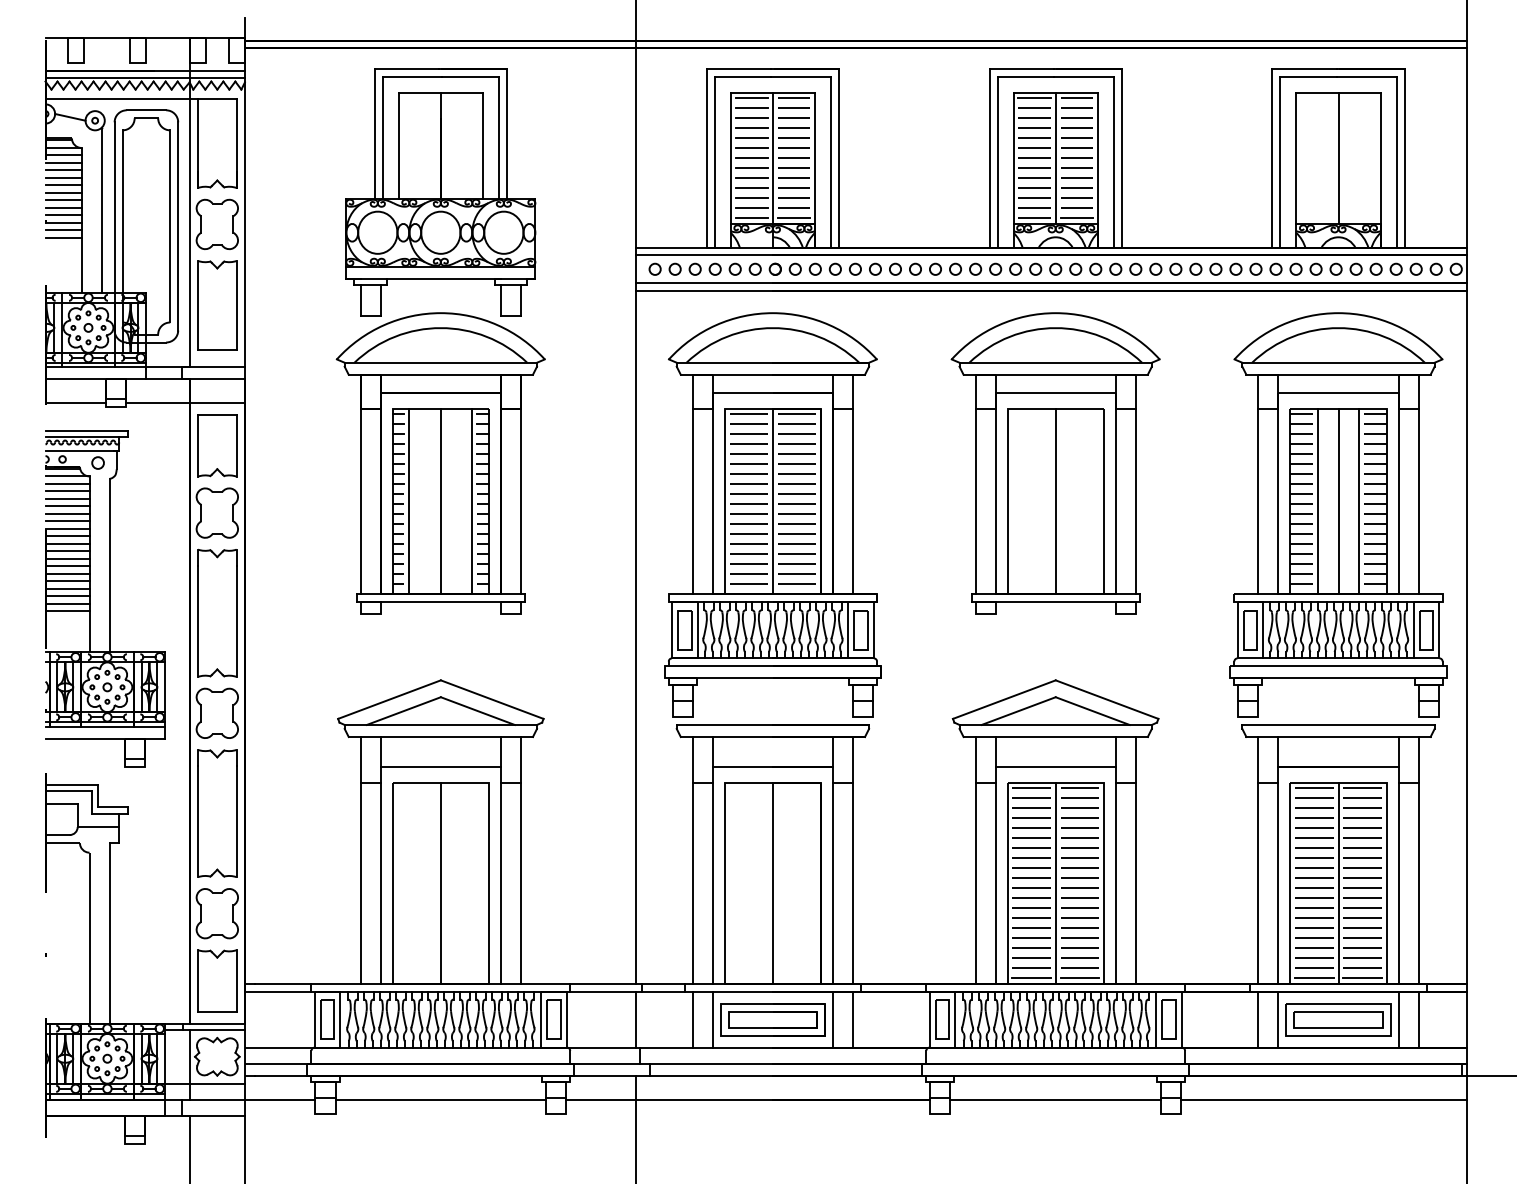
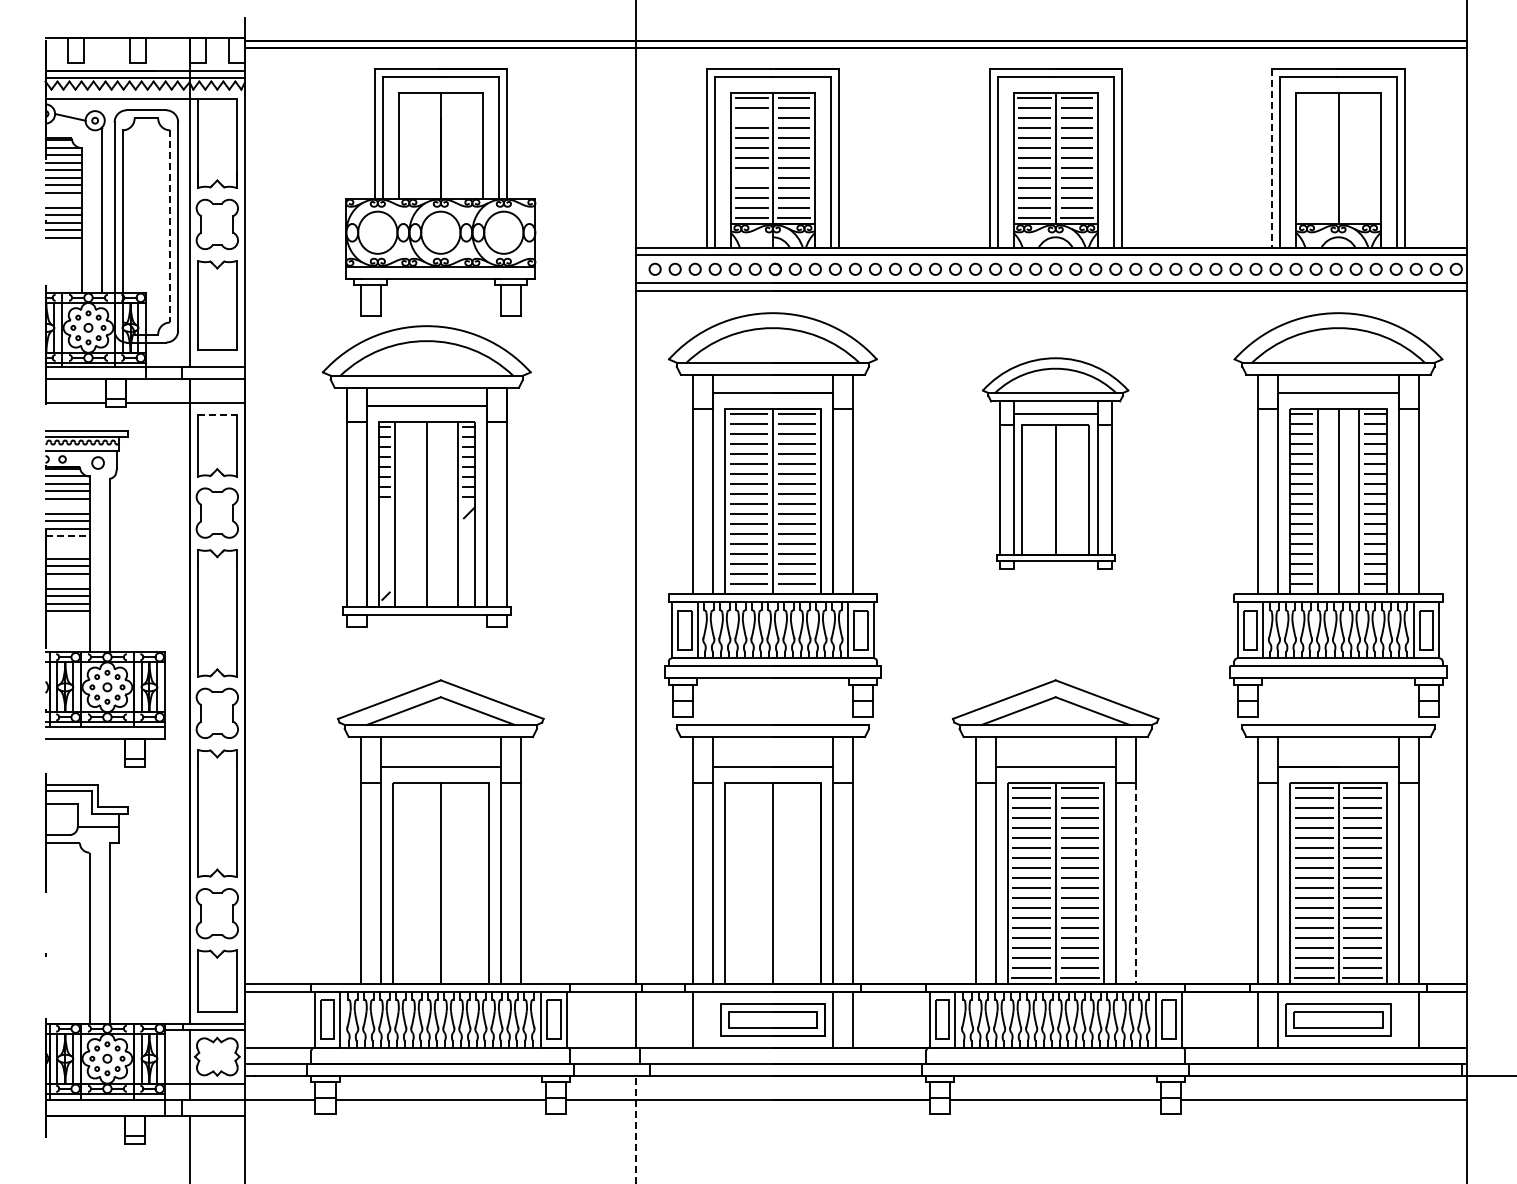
line: present -> none (751, 117)
line: solid -> dashed (1272, 158)
line: present -> none (751, 177)
line: present -> none (63, 200)
line: solid -> dashed (170, 226)
line: solid -> dashed (217, 414)
part position: (440, 463) -> (426, 476) (426, 476)
part size: 211x303 px -> 148x213 px (1055, 463)
line: present -> none (67, 506)
line: solid -> dashed (68, 536)
line: present -> none (67, 543)
line: present -> none (67, 551)
line: present -> none (67, 581)
line: solid -> dashed (1135, 883)
line: present -> none (712, 1019)
line: present -> none (1398, 1019)
line: solid -> dashed (635, 1129)
